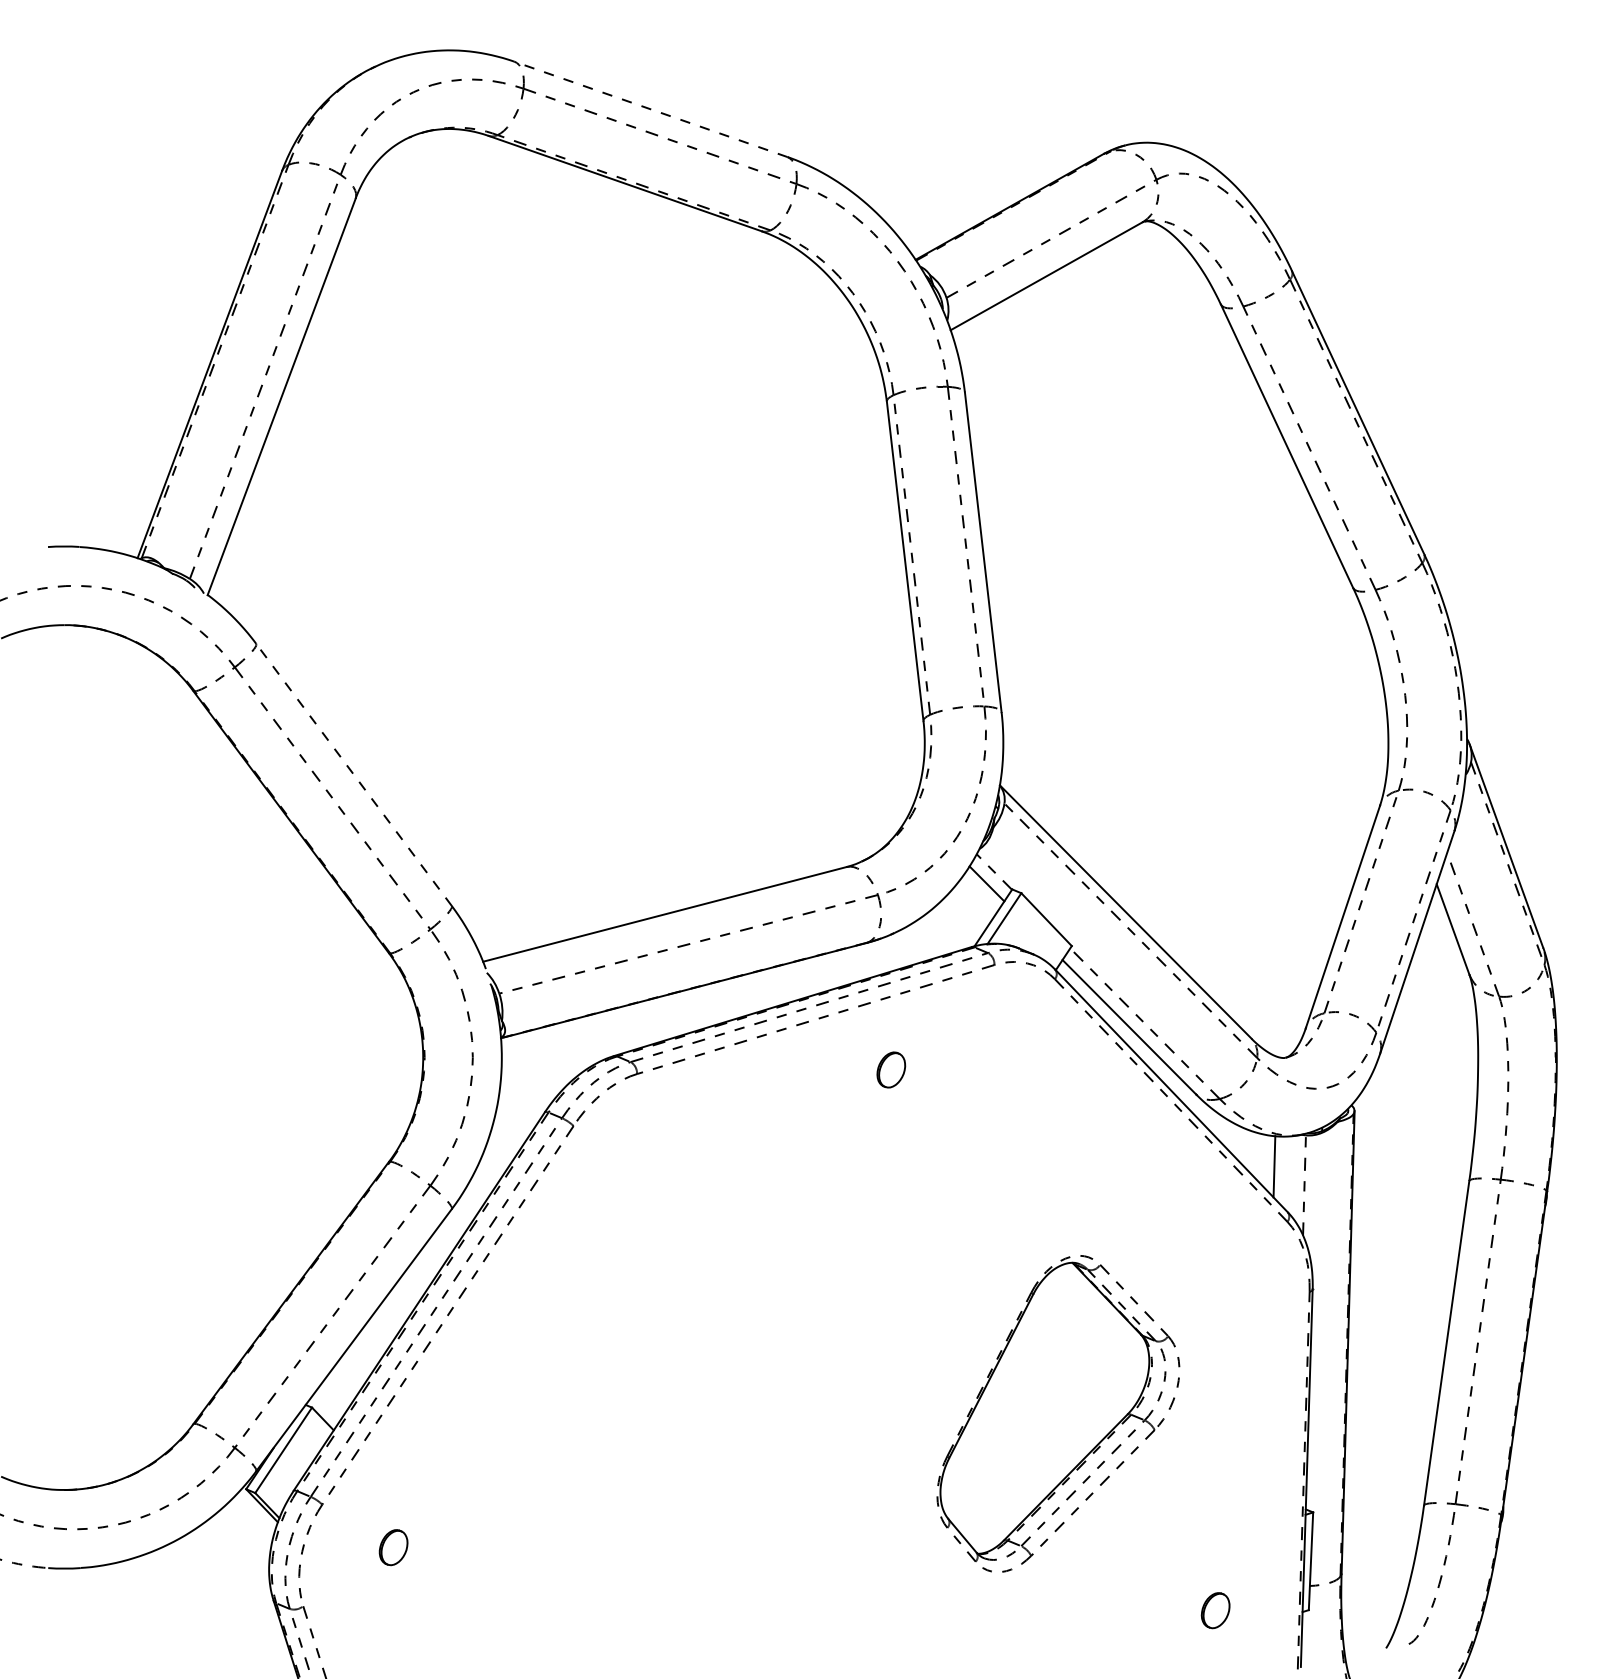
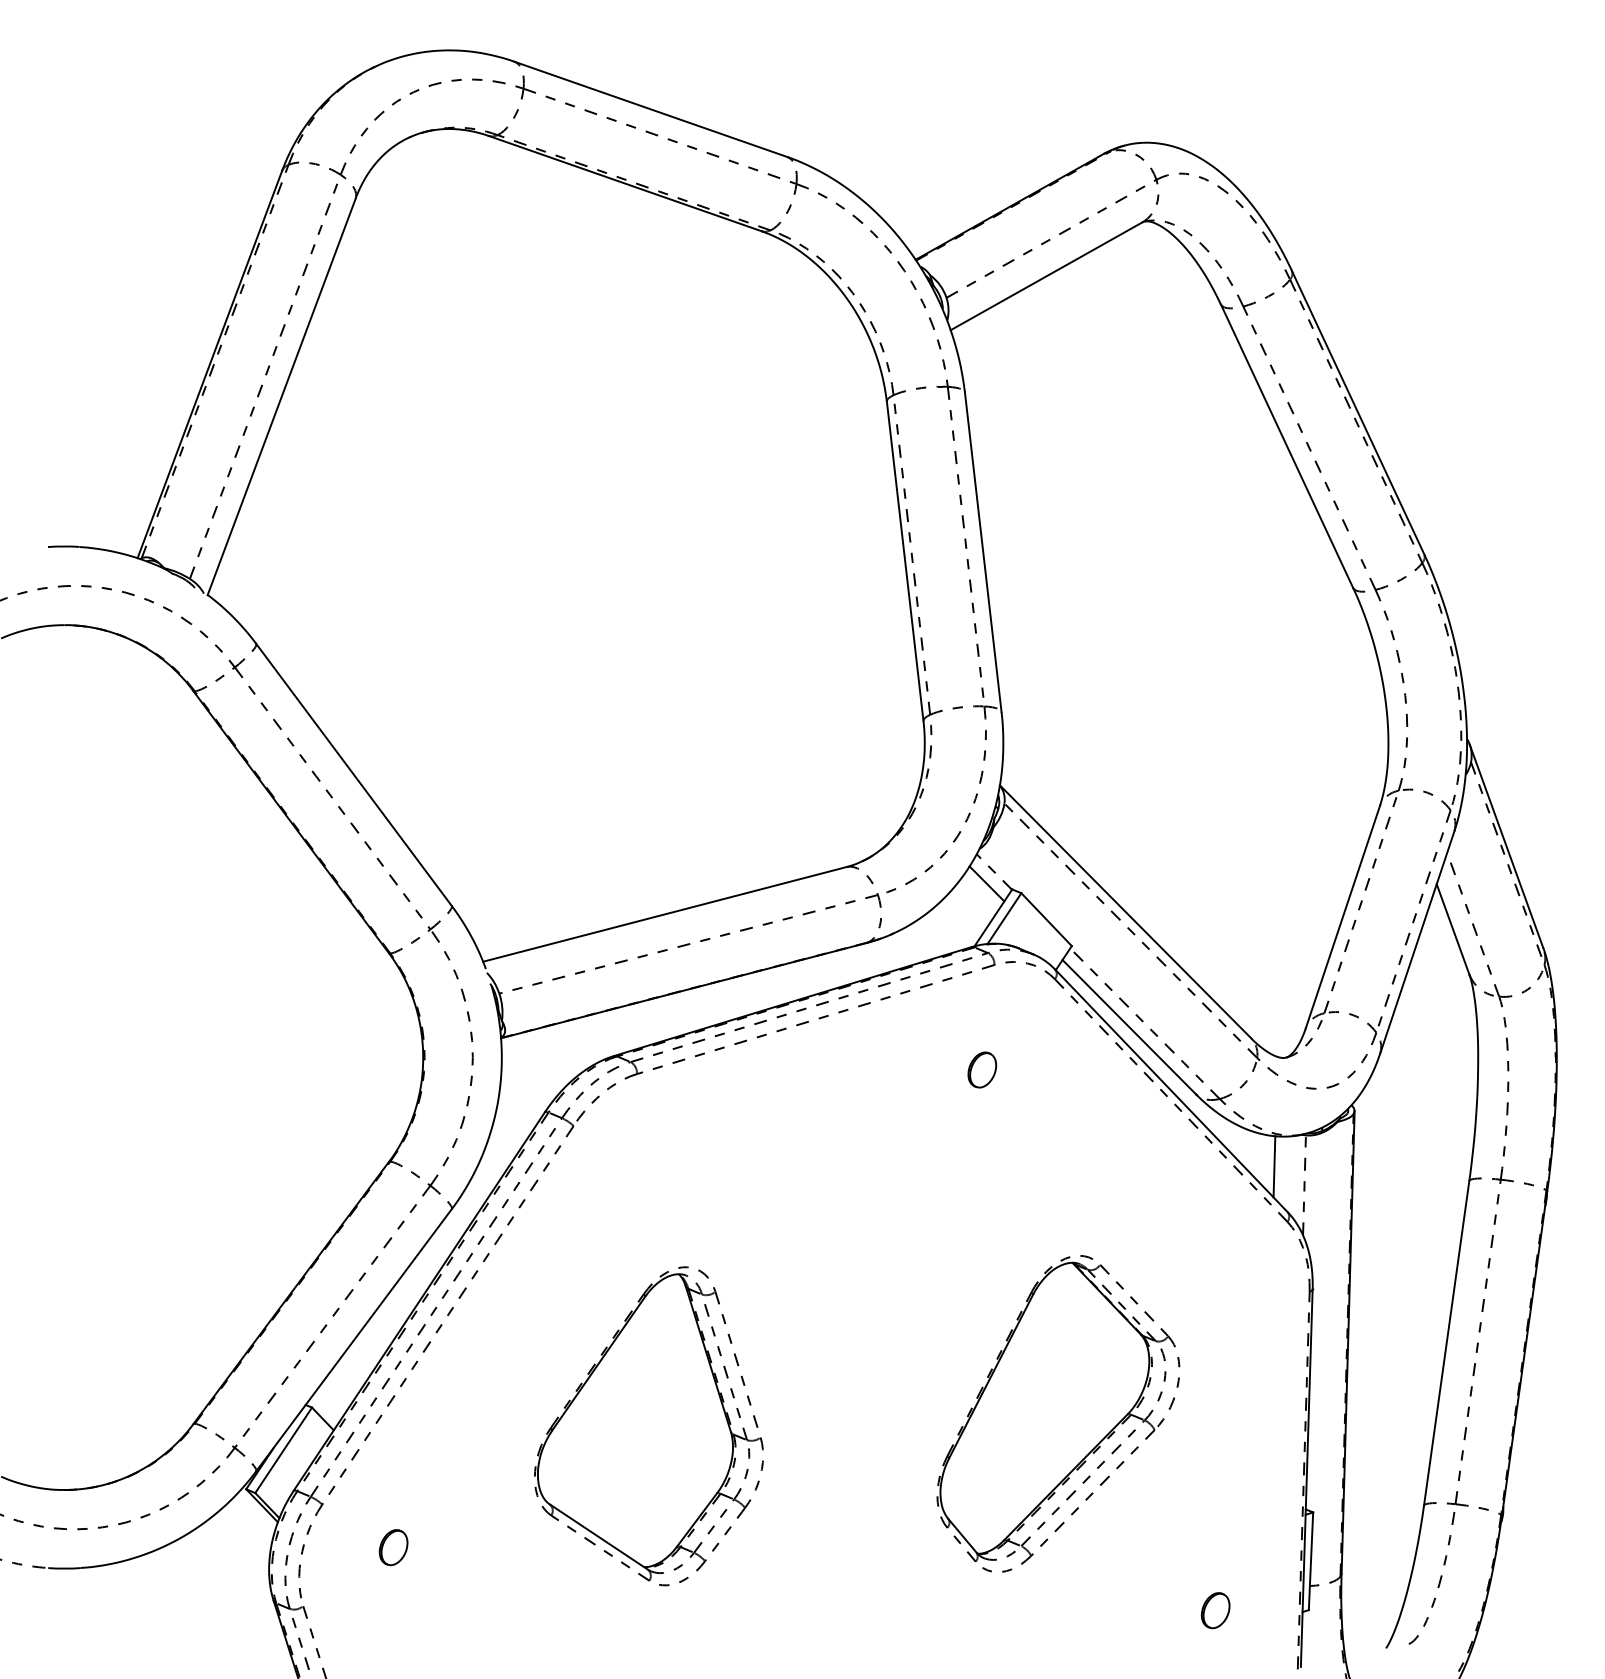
line: dashed -> solid (651, 109)
line: dashed -> solid (354, 774)
part position: (891, 1069) -> (982, 1069) (982, 1069)
part: none -> present (648, 1426)
